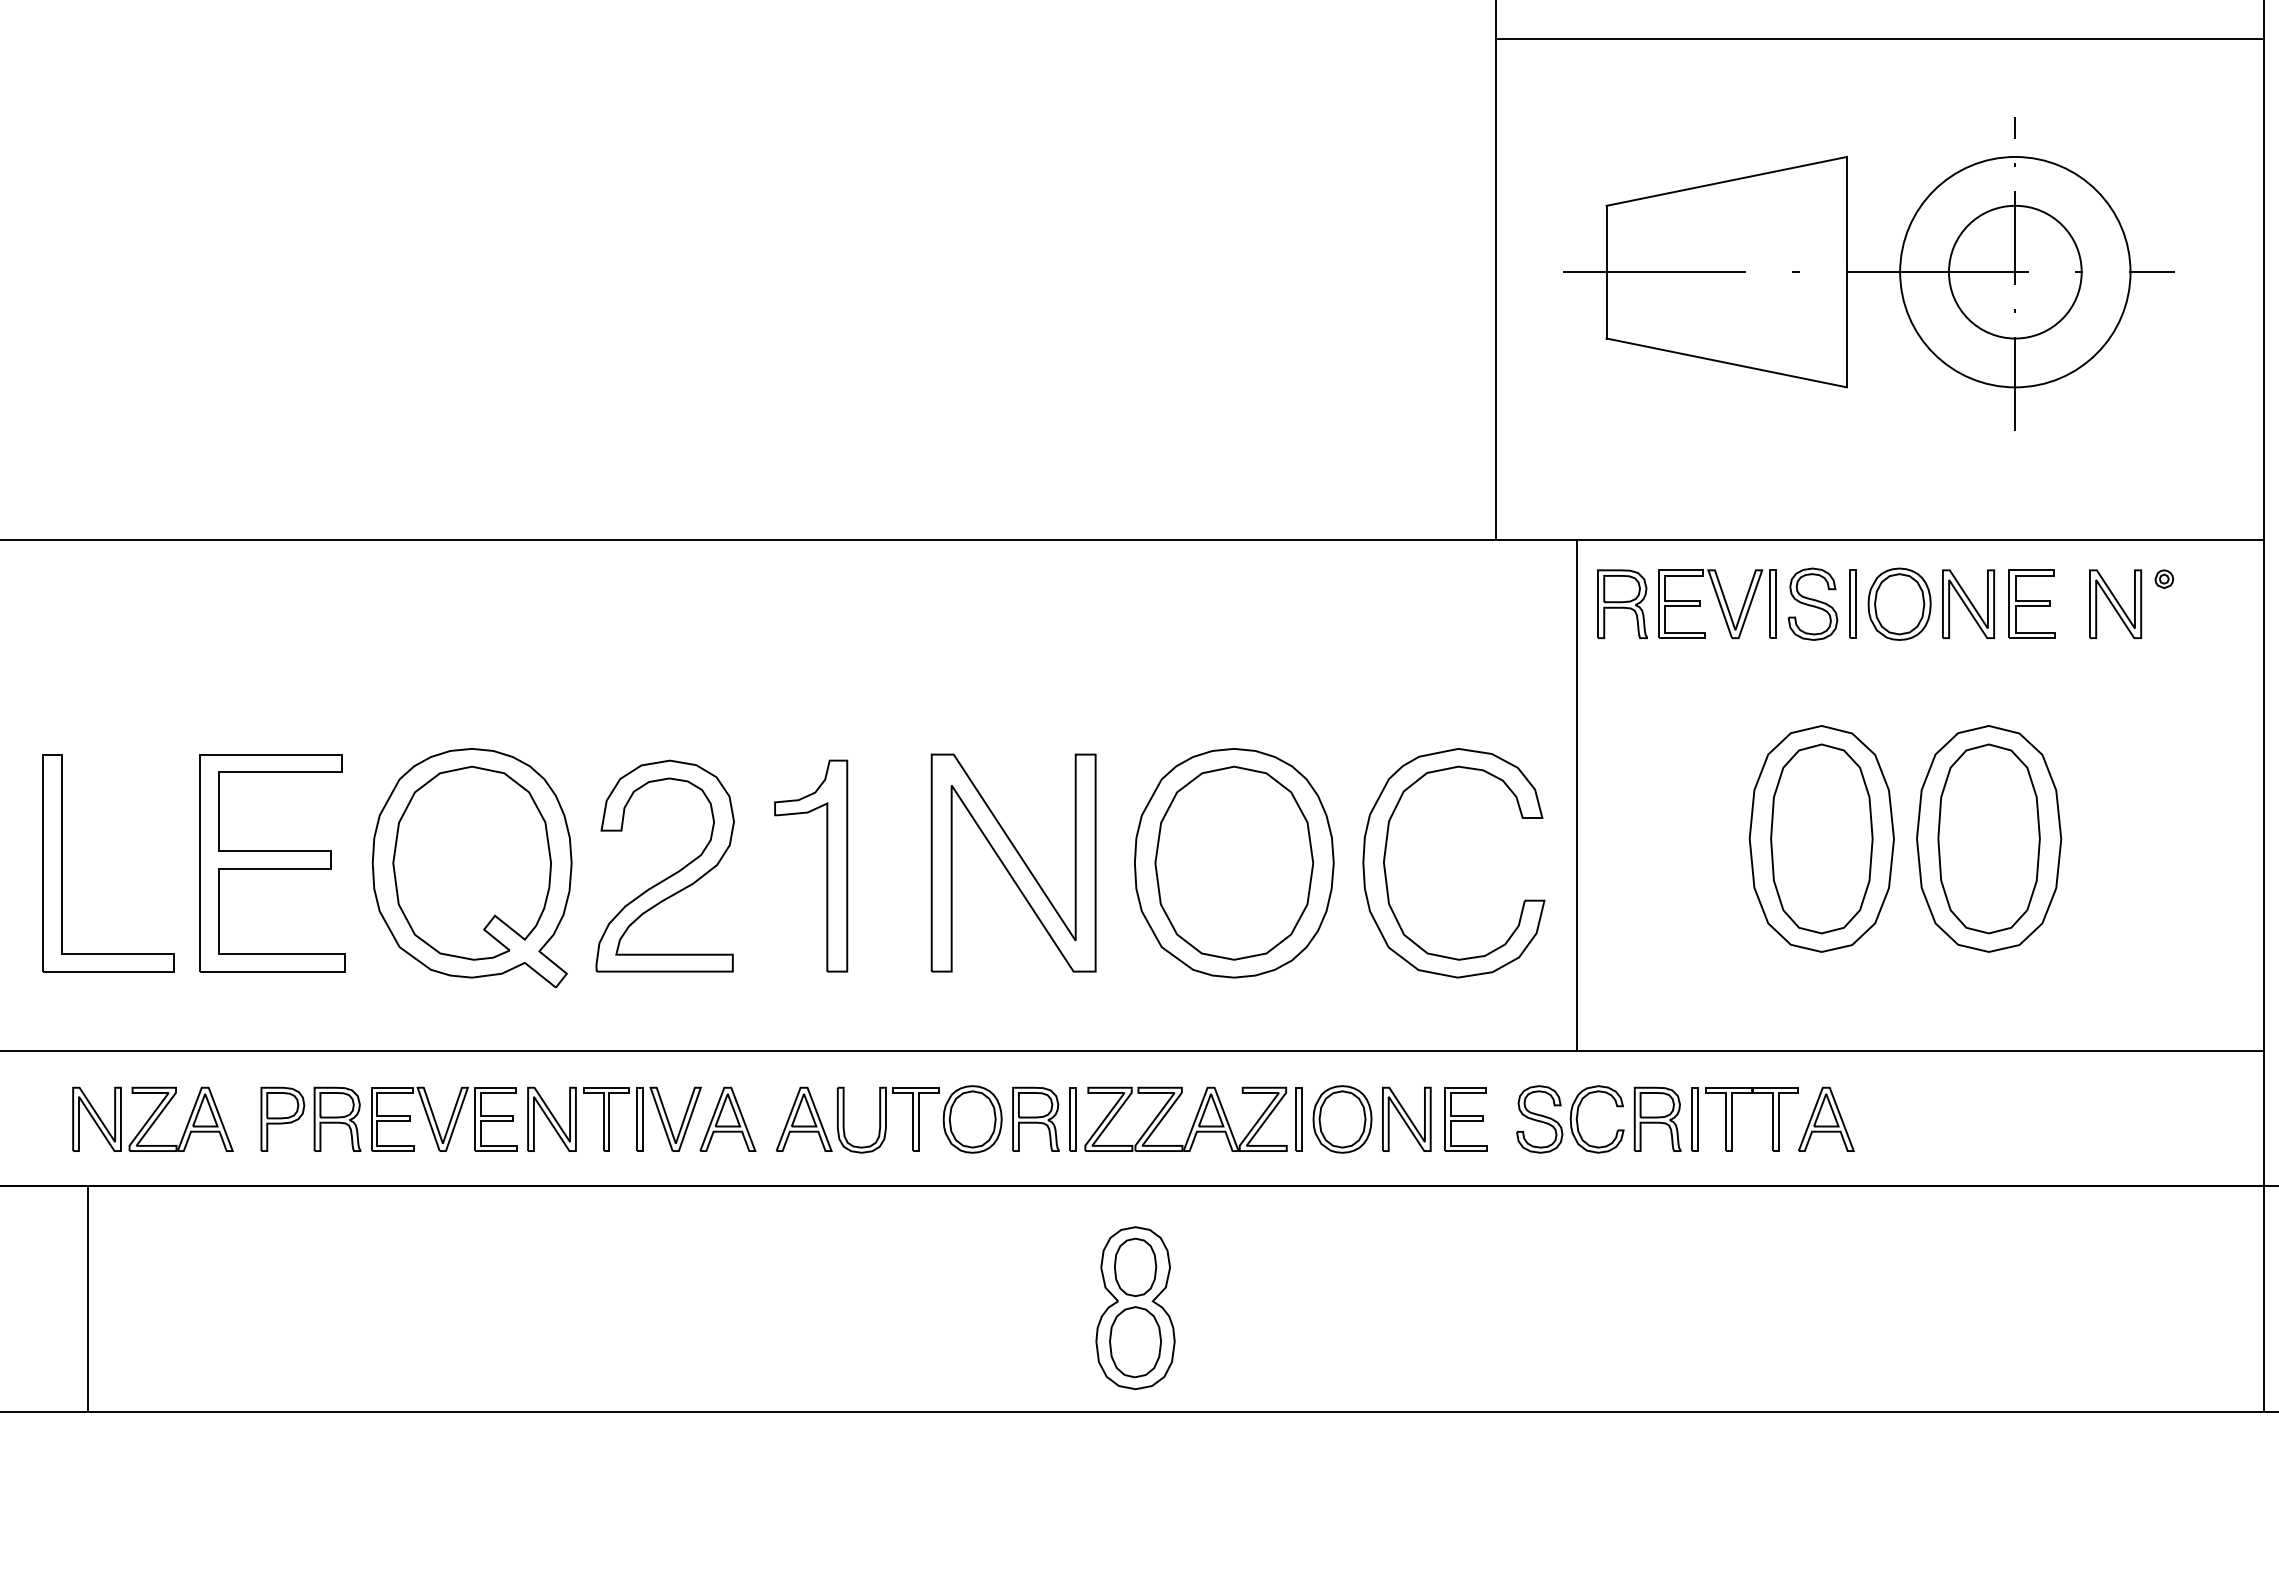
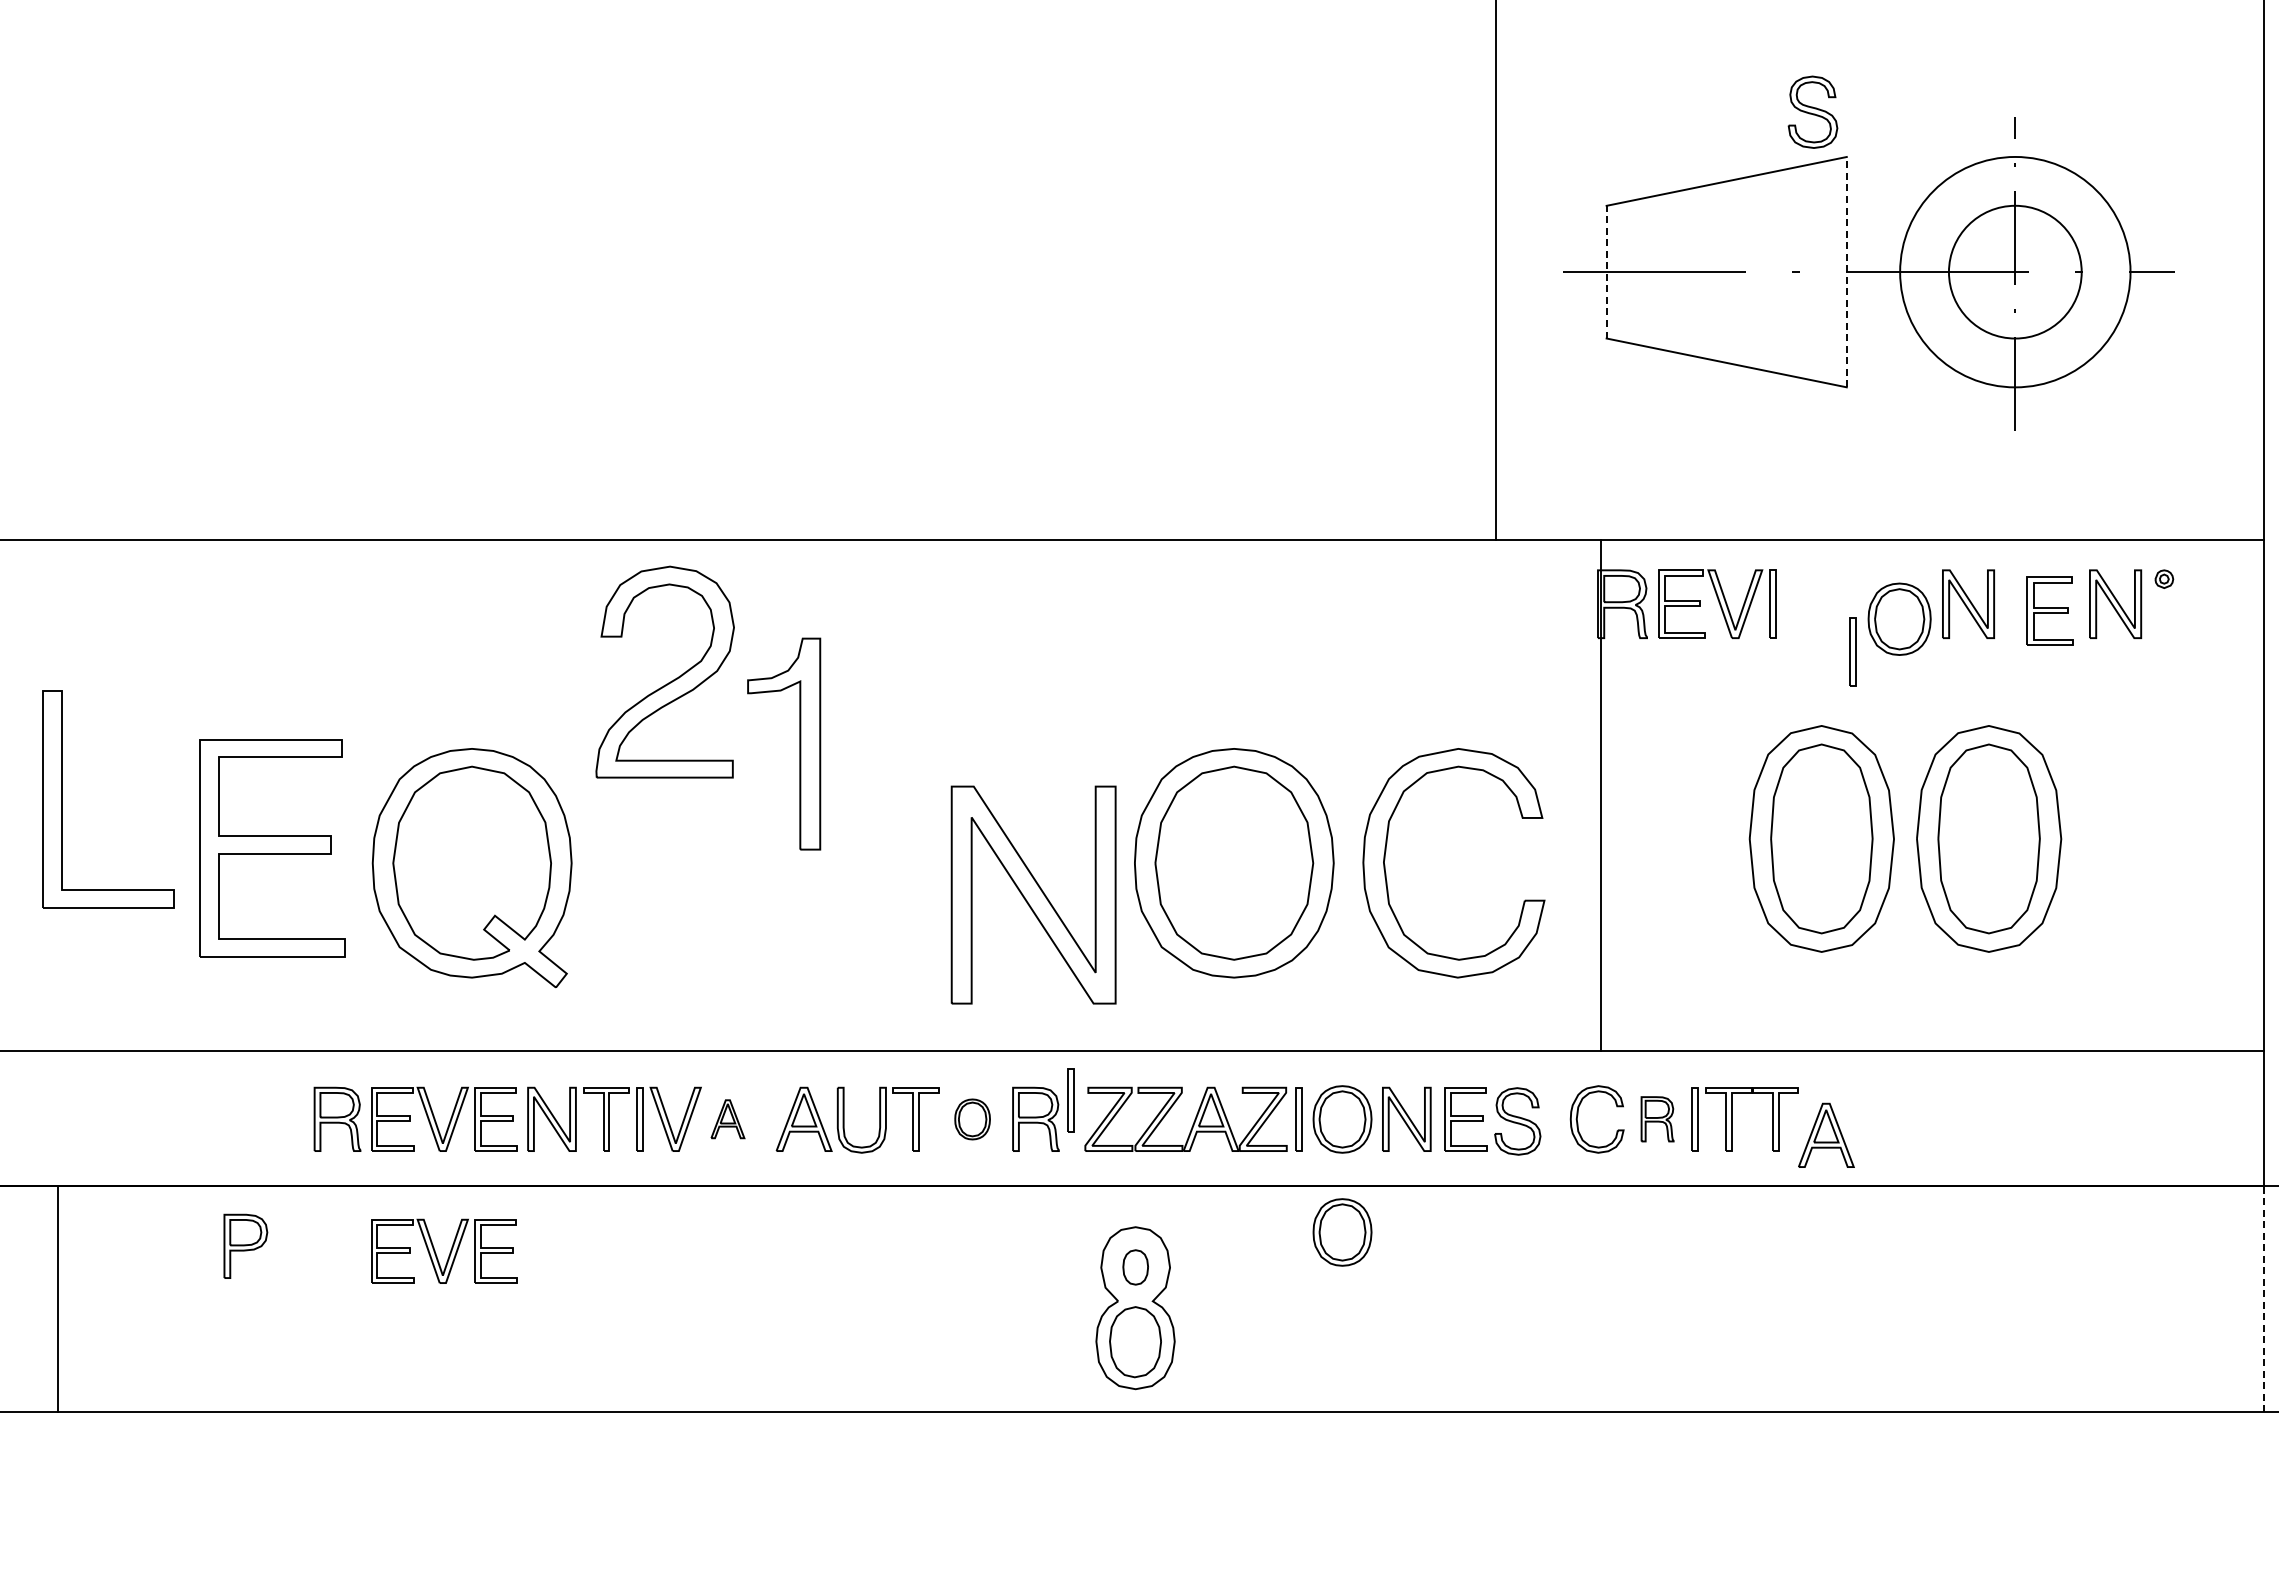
line: present -> none (1879, 38)
line: solid -> dashed (1606, 271)
line: solid -> dashed (1846, 271)
part position: (1812, 603) -> (1812, 111) (1812, 111)
part position: (1852, 603) -> (1852, 651) (1852, 651)
part position: (1899, 603) -> (1899, 618) (1899, 618)
part position: (2031, 603) -> (2049, 610) (2049, 610)
line position: (1576, 794) -> (1600, 794) (1600, 794)
part position: (1013, 862) -> (1033, 894) (1033, 894)
part position: (62, 863) -> (62, 799) (62, 799)
part position: (272, 863) -> (272, 848) (272, 848)
part position: (826, 865) -> (799, 743) (799, 743)
part position: (671, 874) -> (671, 680) (671, 680)
part: present -> none (152, 1118)
part position: (282, 1118) -> (245, 1245) (245, 1245)
part size: 58x66 px -> 36x41 px (727, 1119)
part size: 49x66 px -> 35x47 px (1657, 1119)
part position: (1826, 1118) -> (1826, 1134) (1826, 1134)
part size: 61x69 px -> 37x43 px (972, 1119)
part position: (1072, 1119) -> (1070, 1100) (1070, 1100)
part position: (1539, 1119) -> (1517, 1121) (1517, 1121)
part: none -> present (1342, 1232)
part: none -> present (444, 1250)
part size: 44x61 px -> 27x37 px (1135, 1267)
line: solid -> dashed (2264, 1298)
line position: (88, 1299) -> (58, 1299) (58, 1299)
